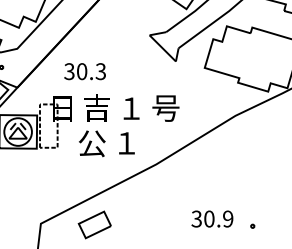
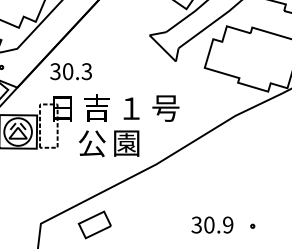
text position: (84, 71) -> (70, 71) (70, 71)
text: １ -> 園 (126, 143)
text position: (212, 218) -> (212, 224) (212, 224)
